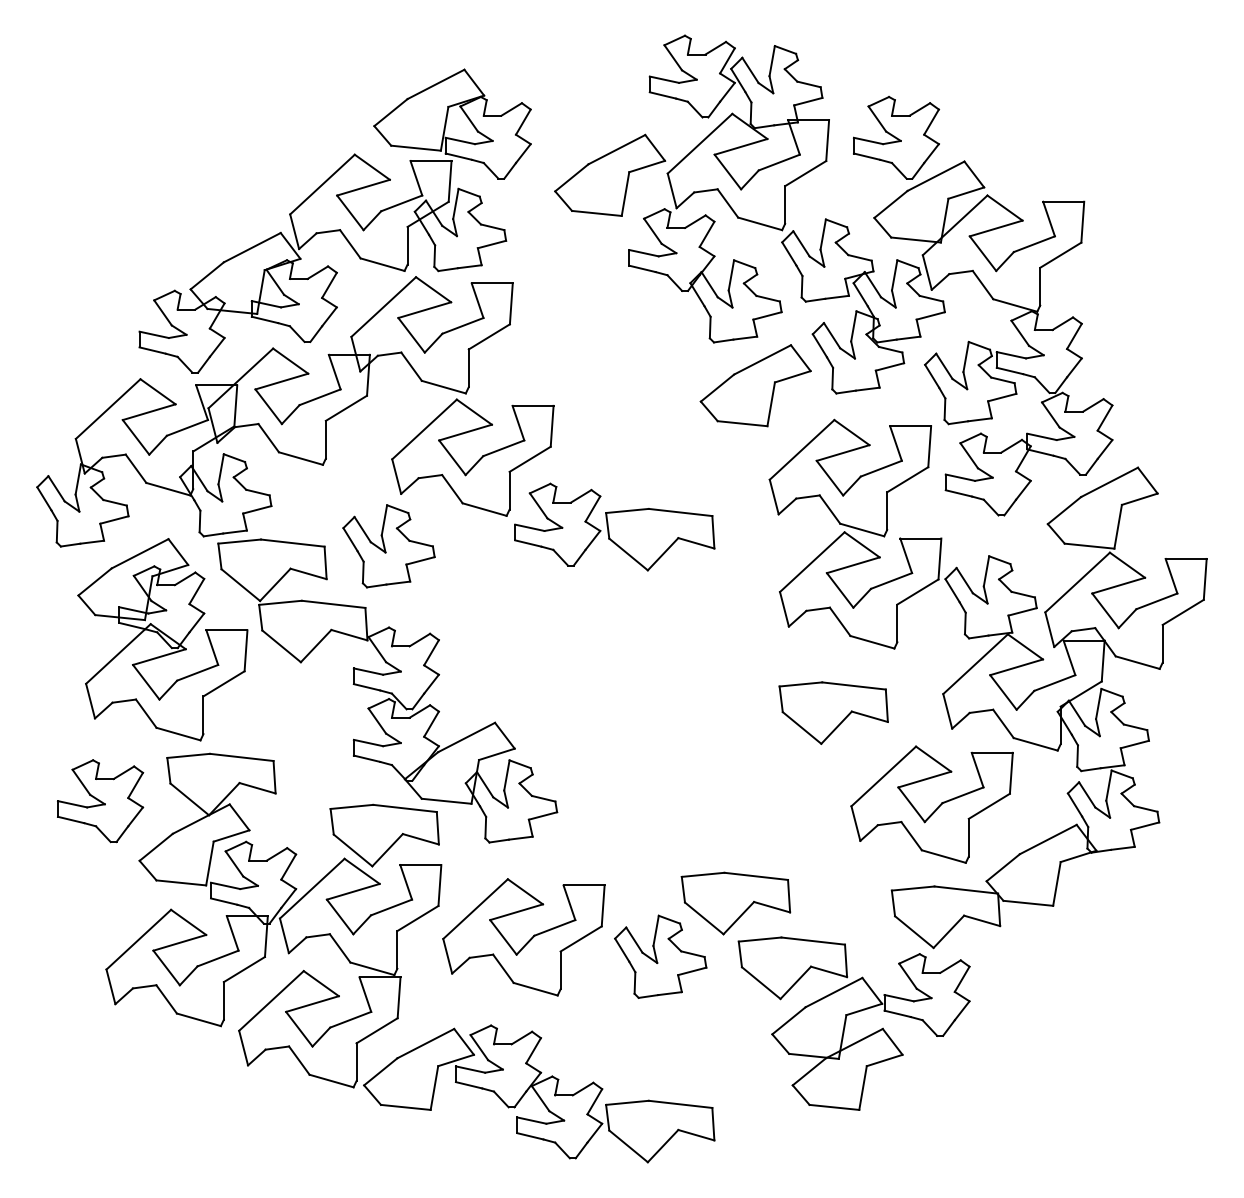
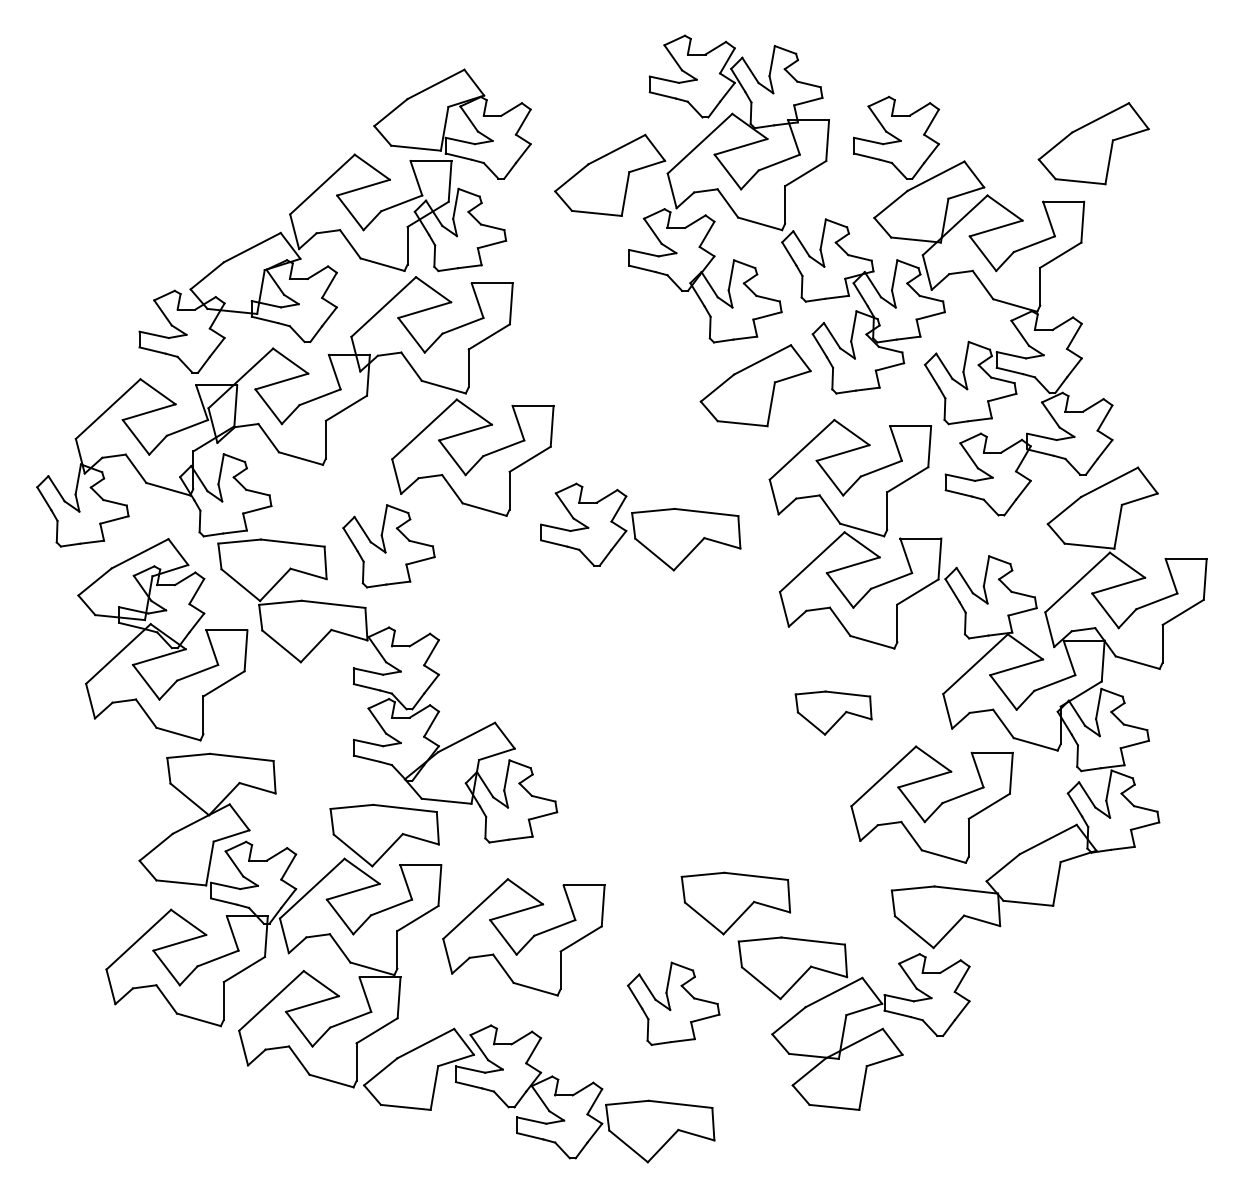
part: none -> present (1093, 143)
part position: (614, 526) -> (640, 526) (640, 526)
part size: 111x64 px -> 79x46 px (833, 712)
part: present -> none (100, 801)
part position: (660, 956) -> (673, 1003) (673, 1003)
